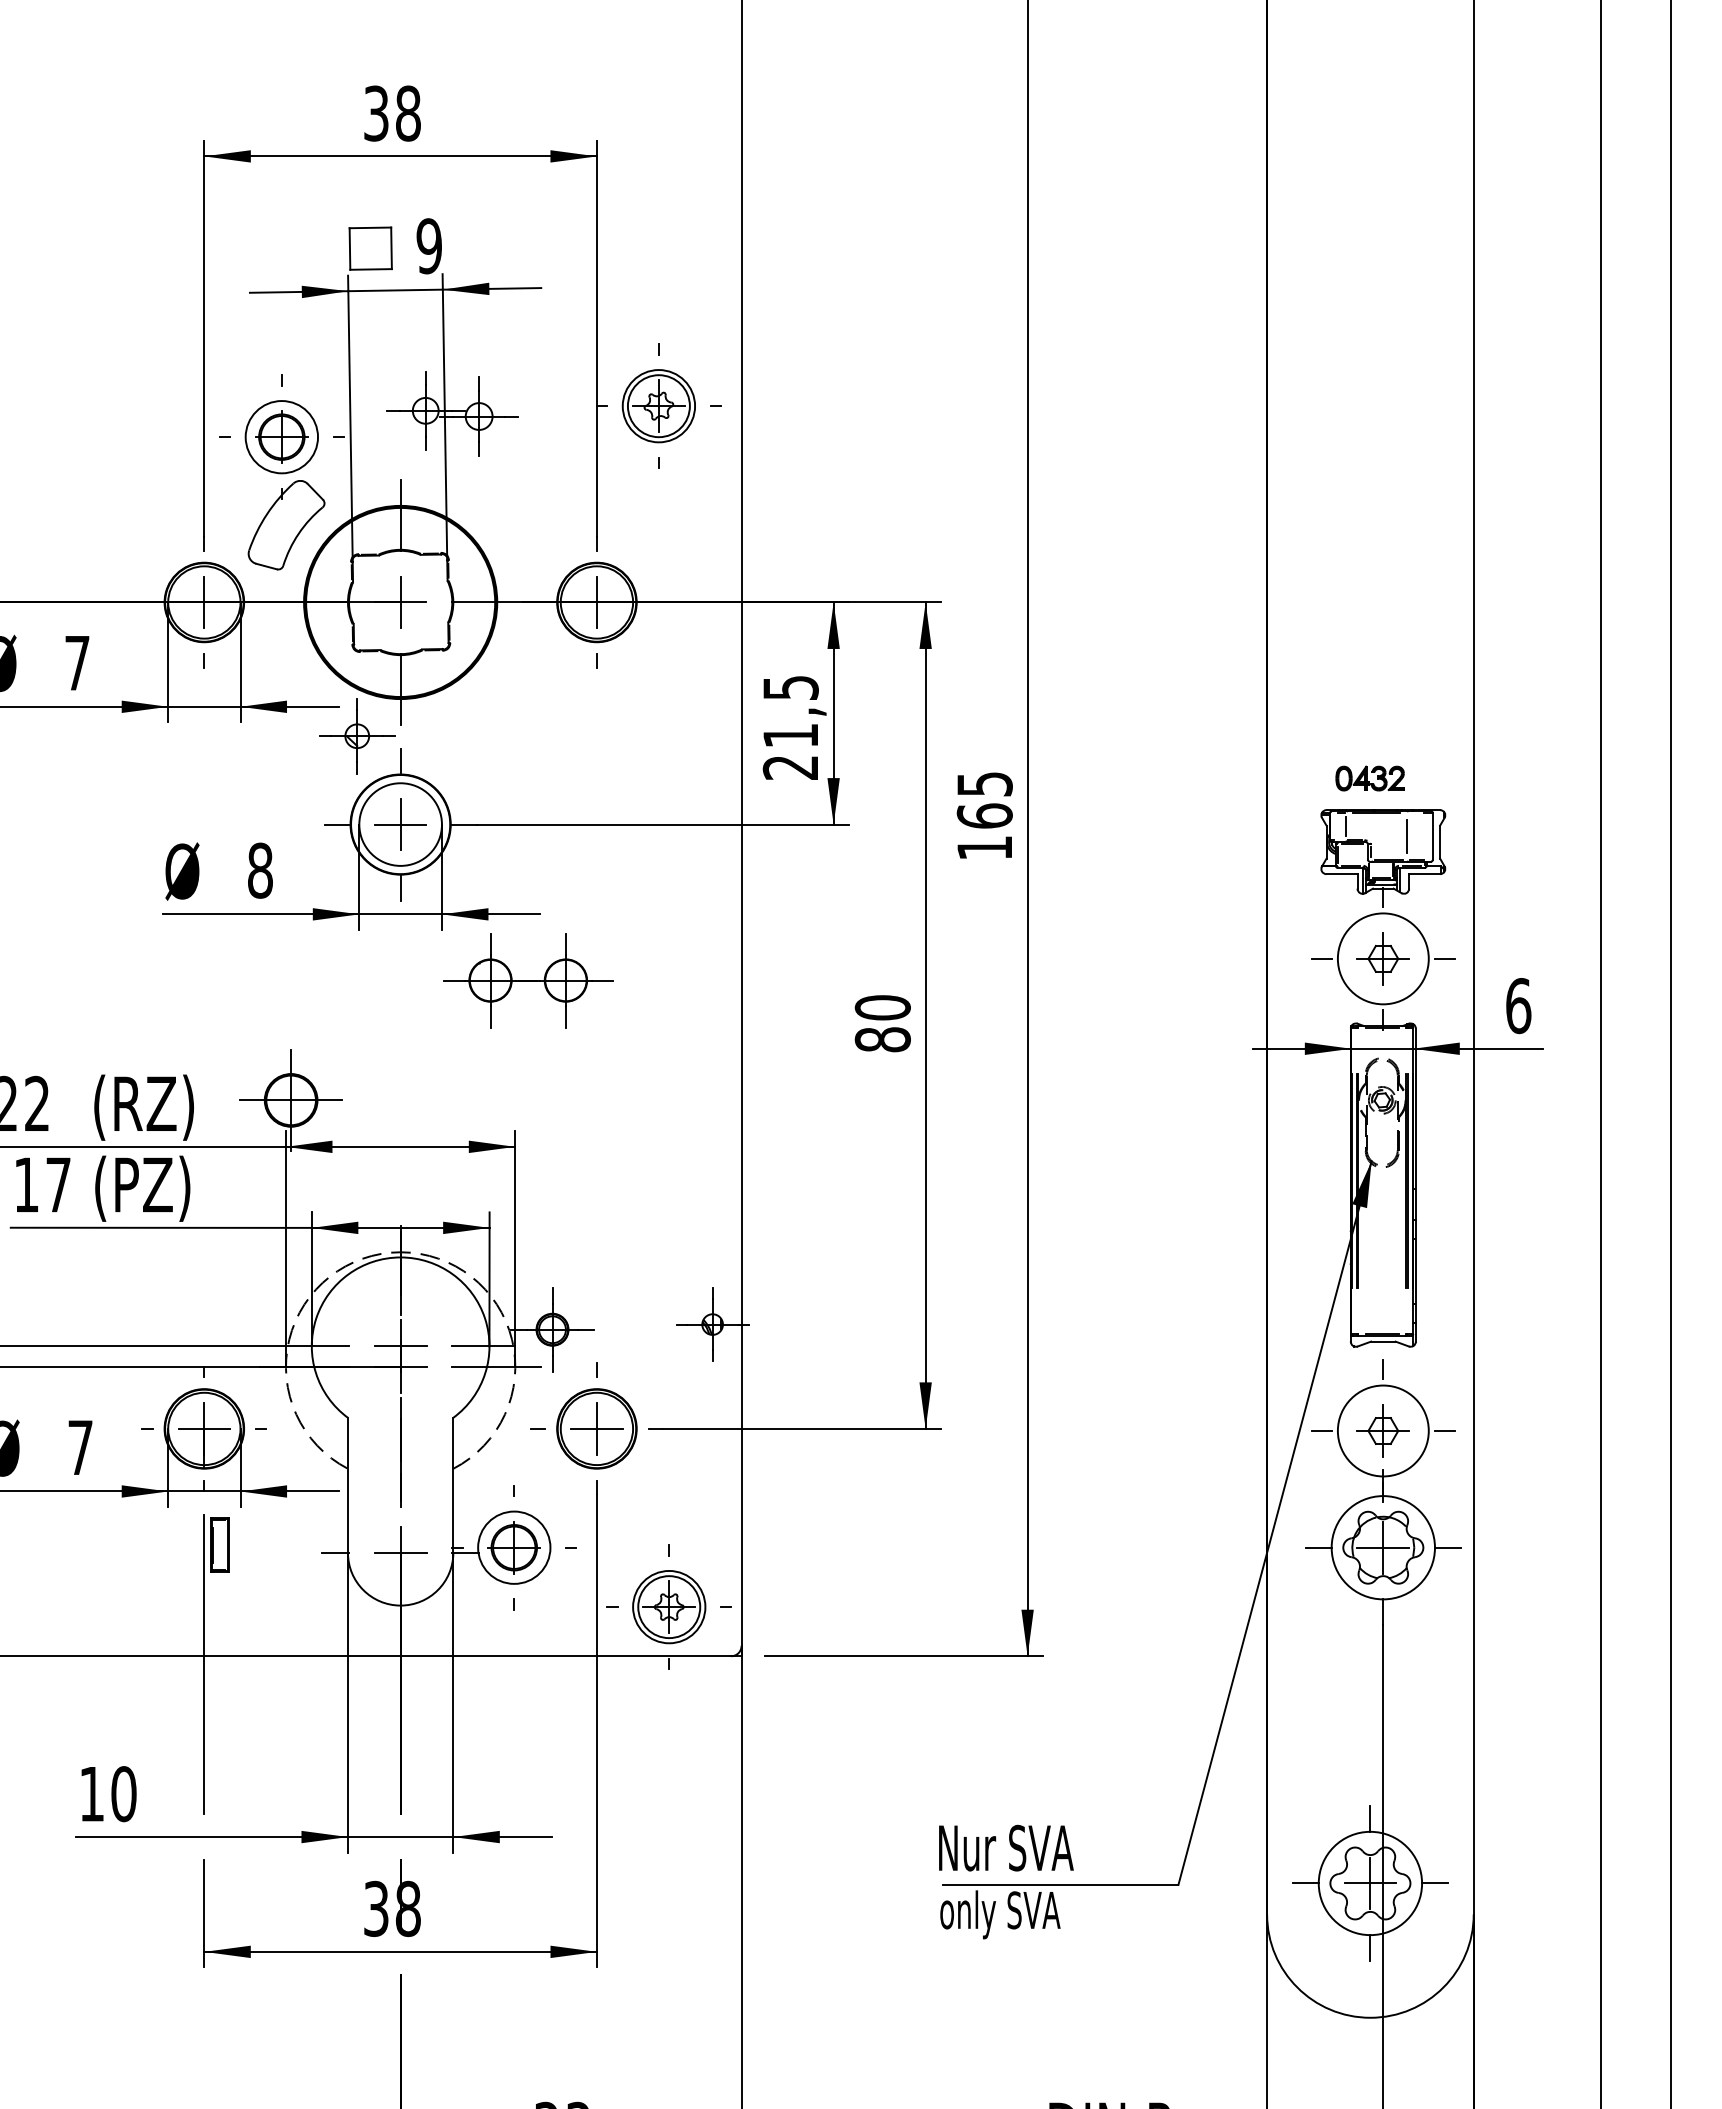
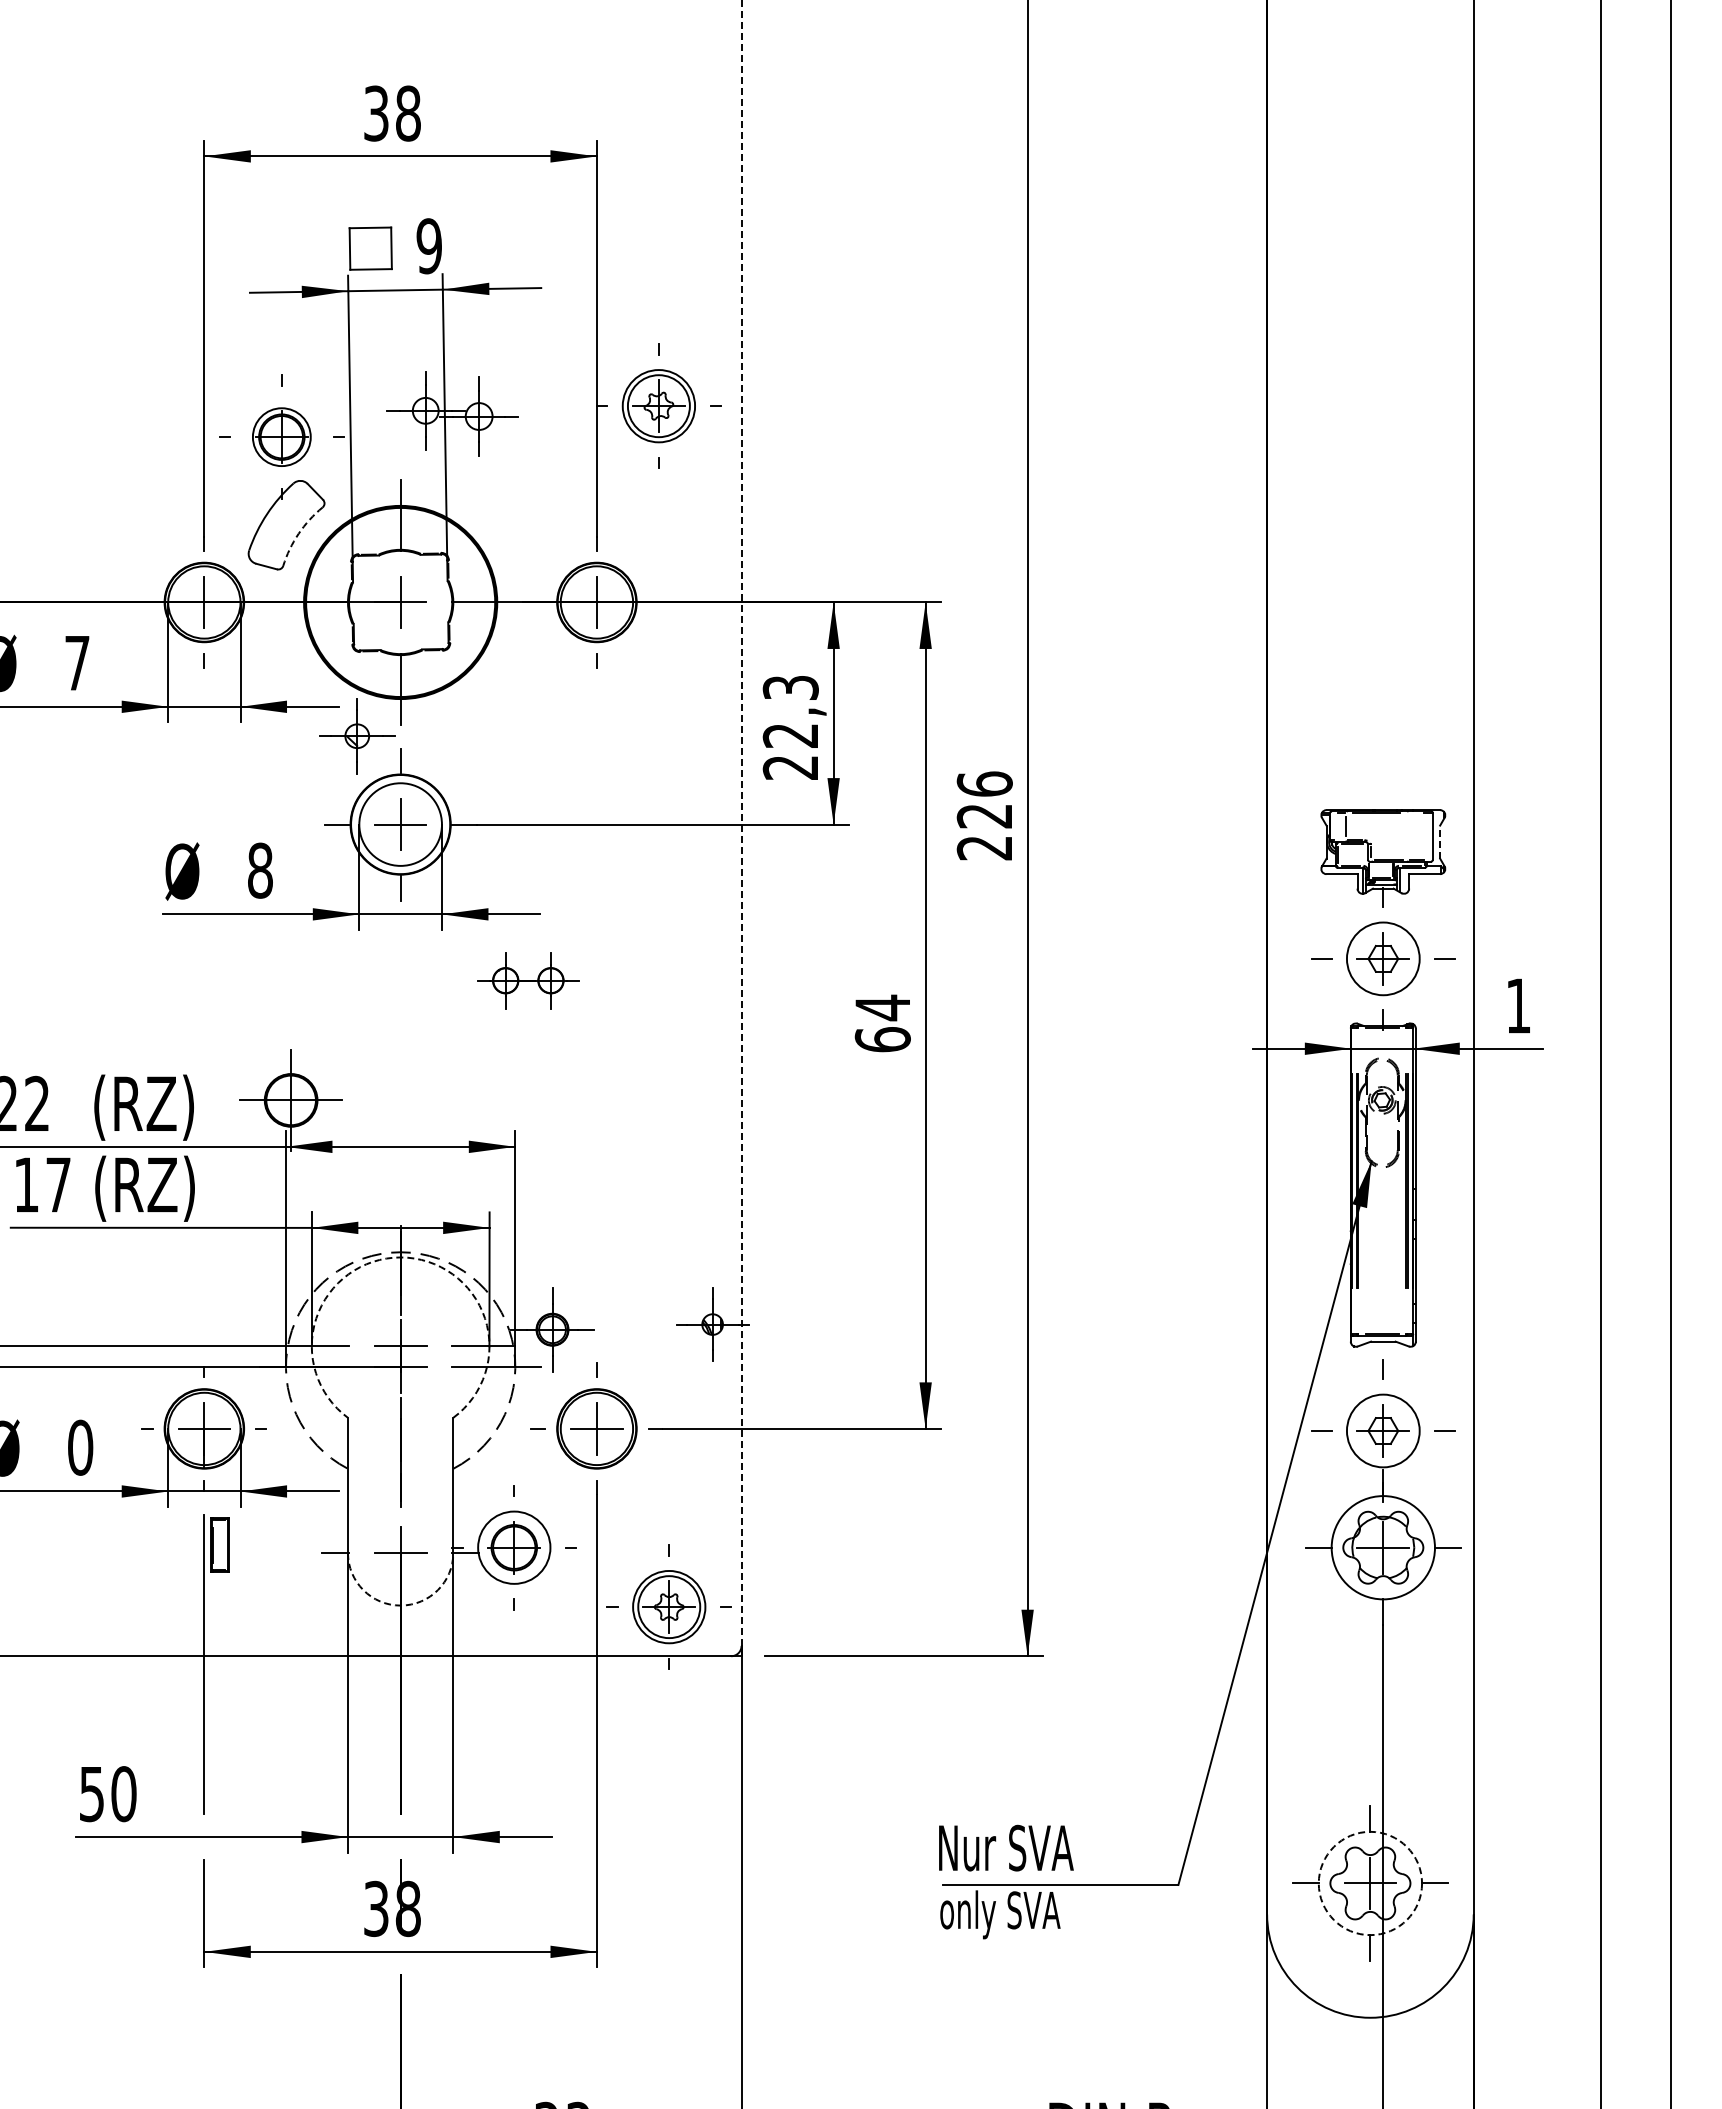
circle diameter: 72 px -> 58 px (281, 437)
arc: solid -> dashed (298, 533)
text: 21,5 -> 22,3 (790, 711)
part: present -> none (1369, 778)
text: 165 -> 226 (984, 815)
line: solid -> dashed (741, 822)
line: present -> none (1406, 836)
line: solid -> dashed (1440, 842)
circle diameter: 91 px -> 73 px (1382, 958)
part size: 171x96 px -> 103x58 px (528, 980)
text: 6 -> 1 (1518, 1006)
text: 80 -> 64 (882, 1023)
text: (PZ) -> (RZ) (157, 1188)
arc: solid -> dashed (400, 1257)
circle diameter: 91 px -> 73 px (1382, 1430)
text: 7 -> 0 (80, 1447)
arc: solid -> dashed (400, 1605)
text: 10 -> 50 (91, 1794)
circle: solid -> dashed (1370, 1883)
